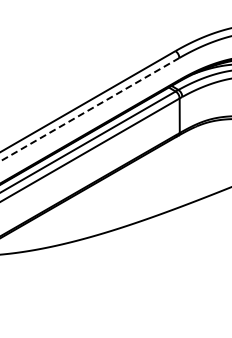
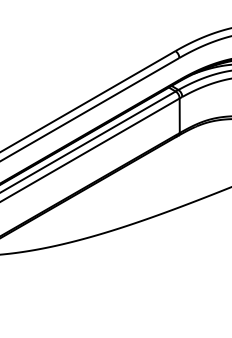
line: dashed -> solid (89, 109)
